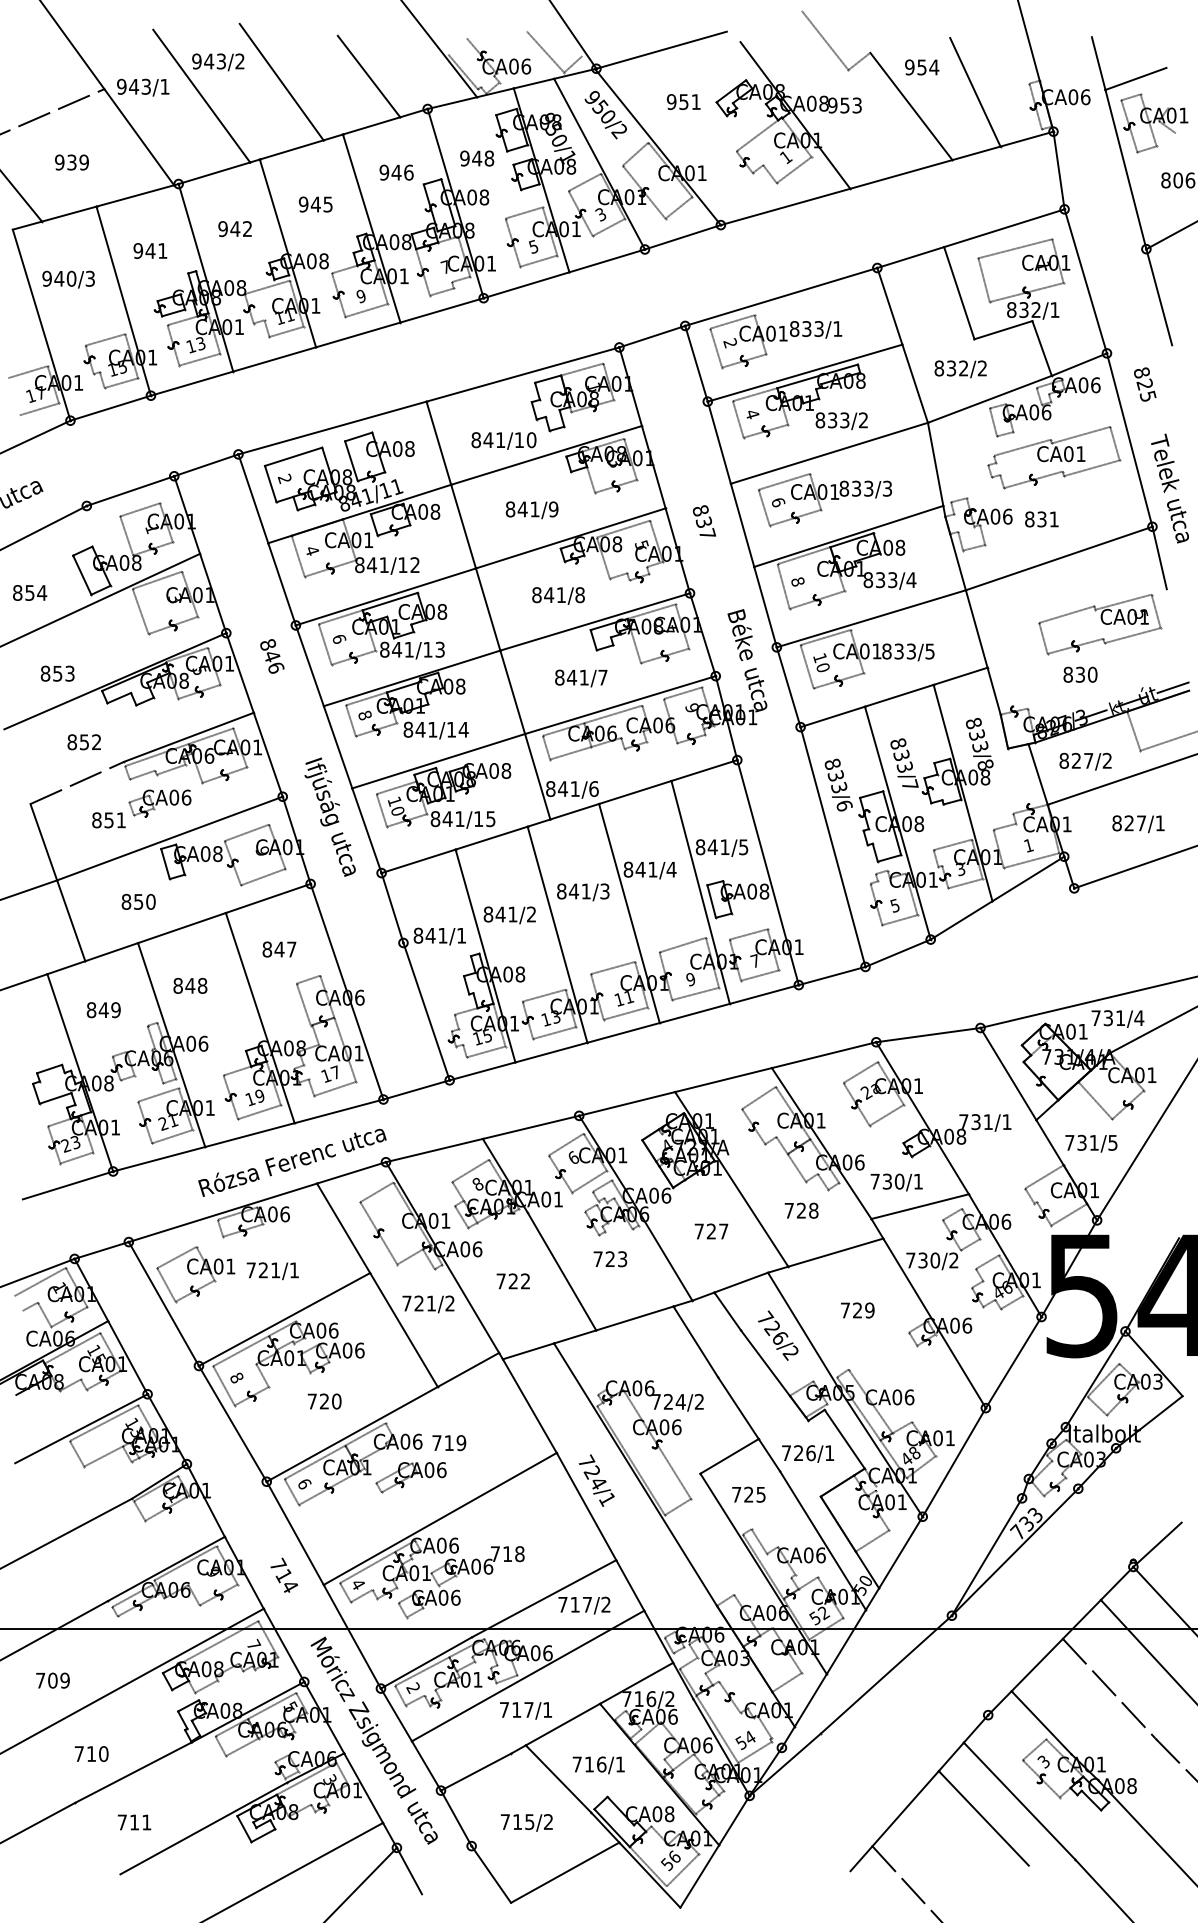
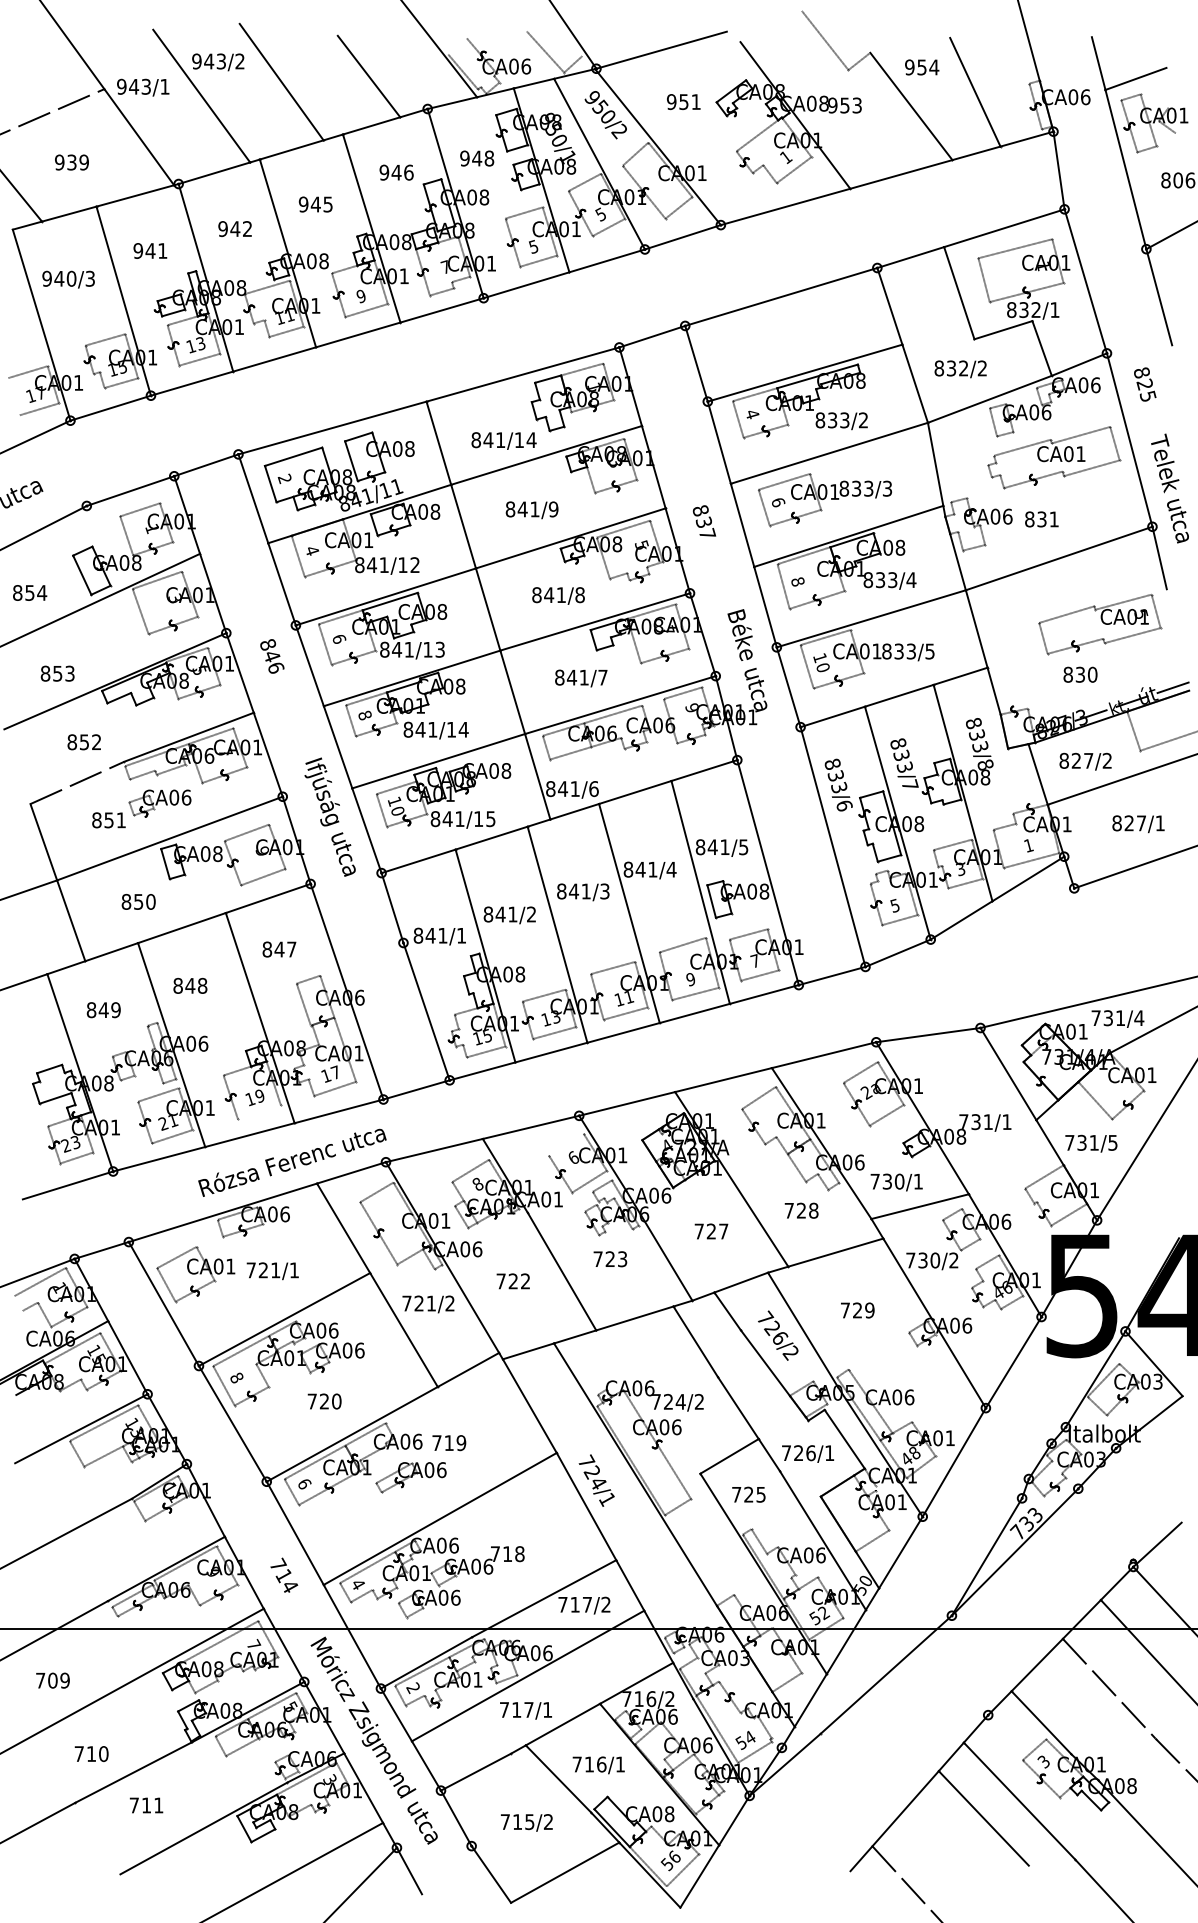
text: 3 -> 5 (600, 212)
part: present -> none (775, 341)
text: 841/10 -> 841/14 (531, 440)
line: present -> none (258, 1112)
line: present -> none (565, 1144)
text position: (134, 1822) -> (146, 1805) (146, 1805)
